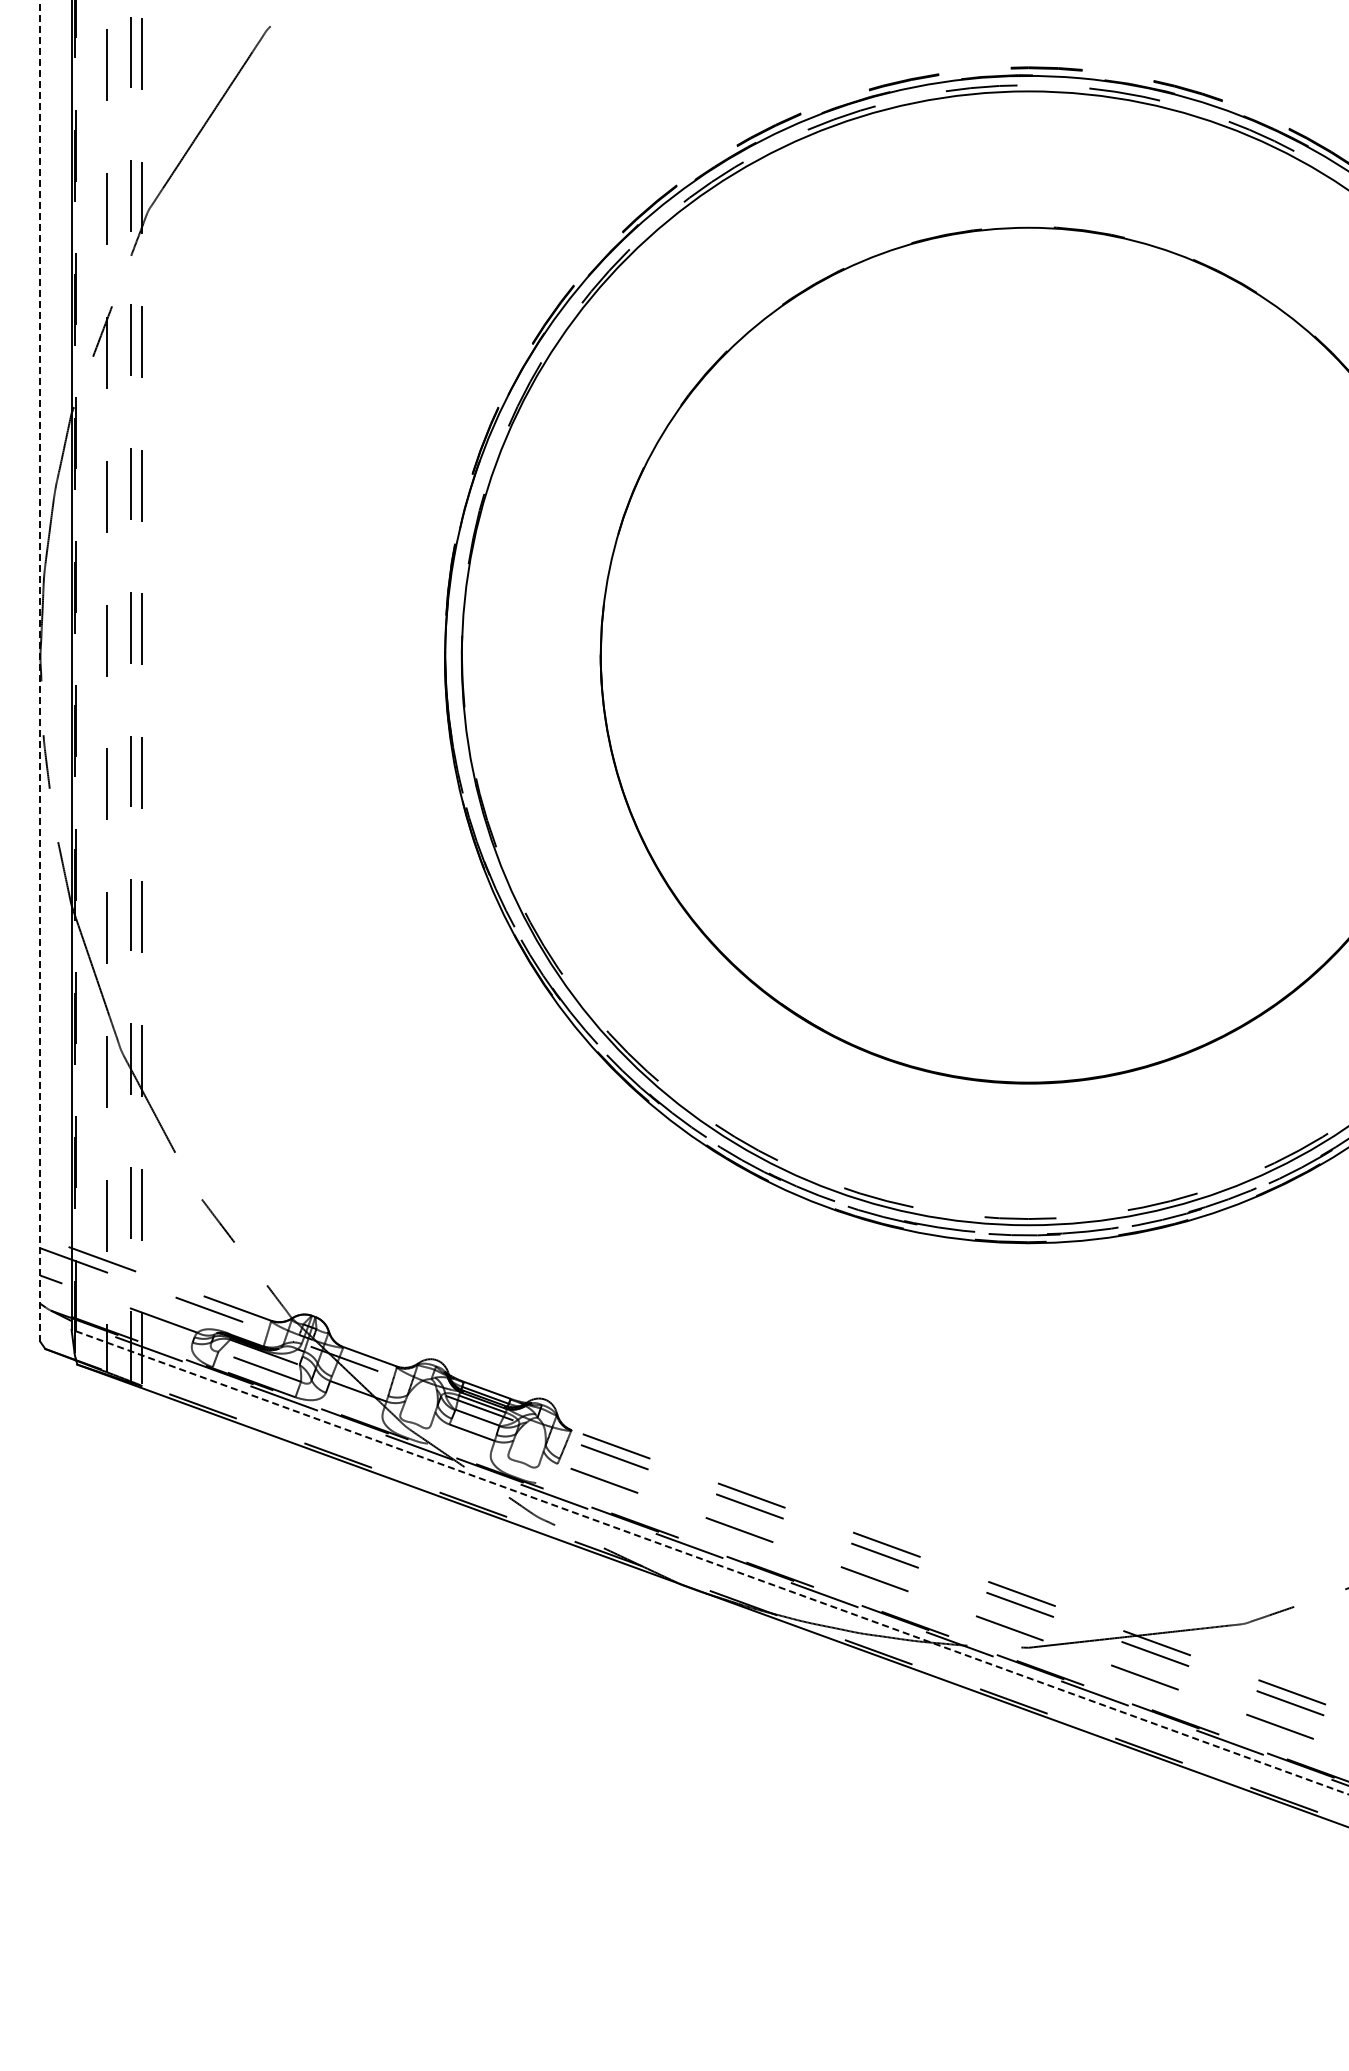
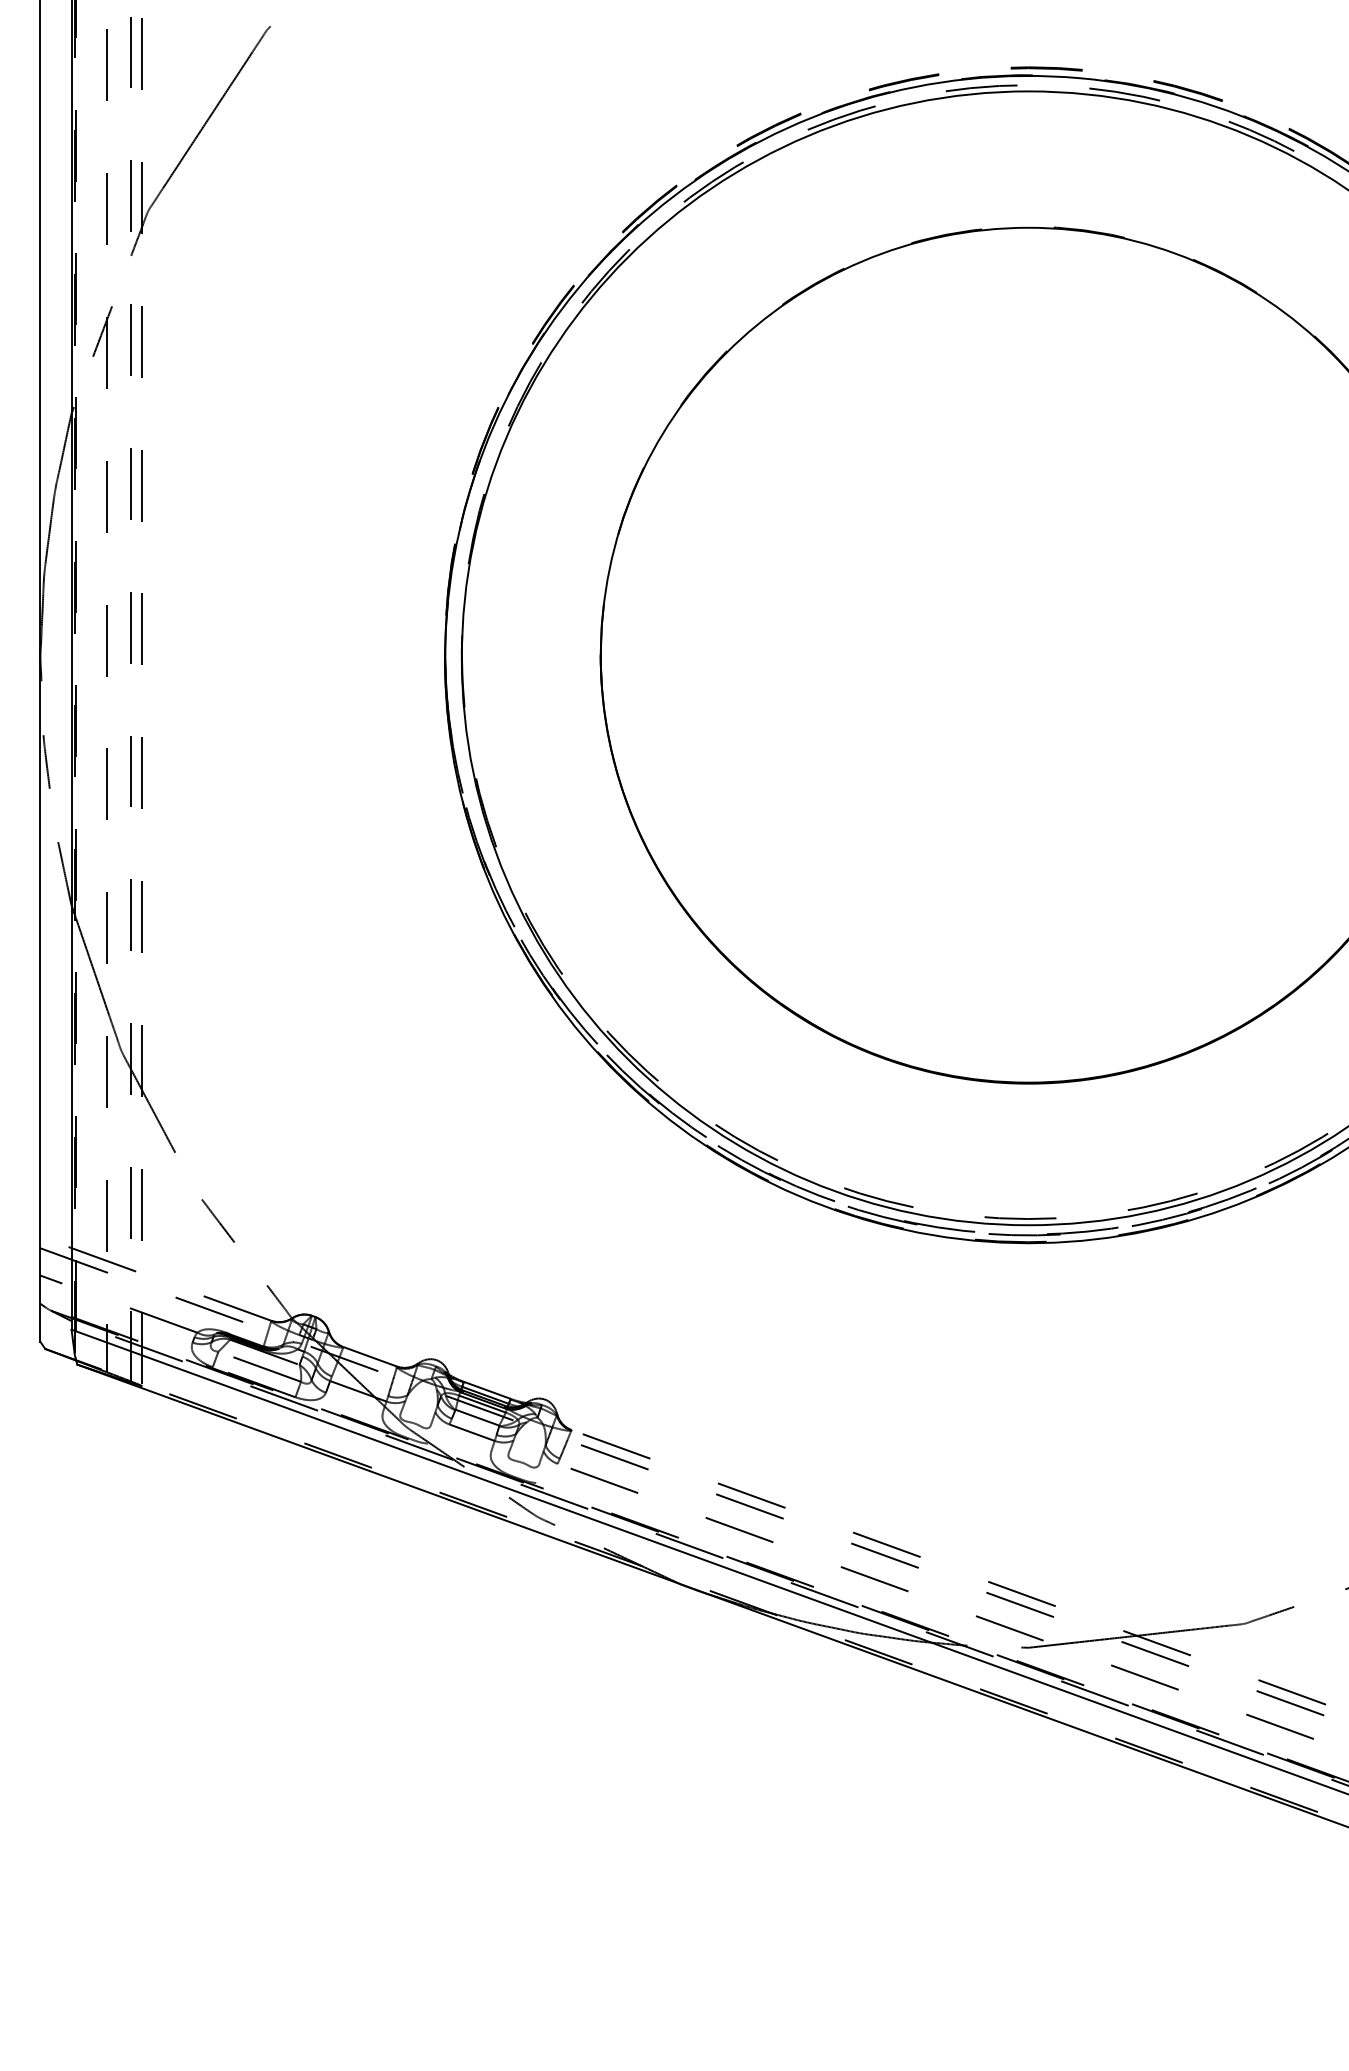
line: dashed -> solid (40, 671)
line: dashed -> solid (709, 1561)
